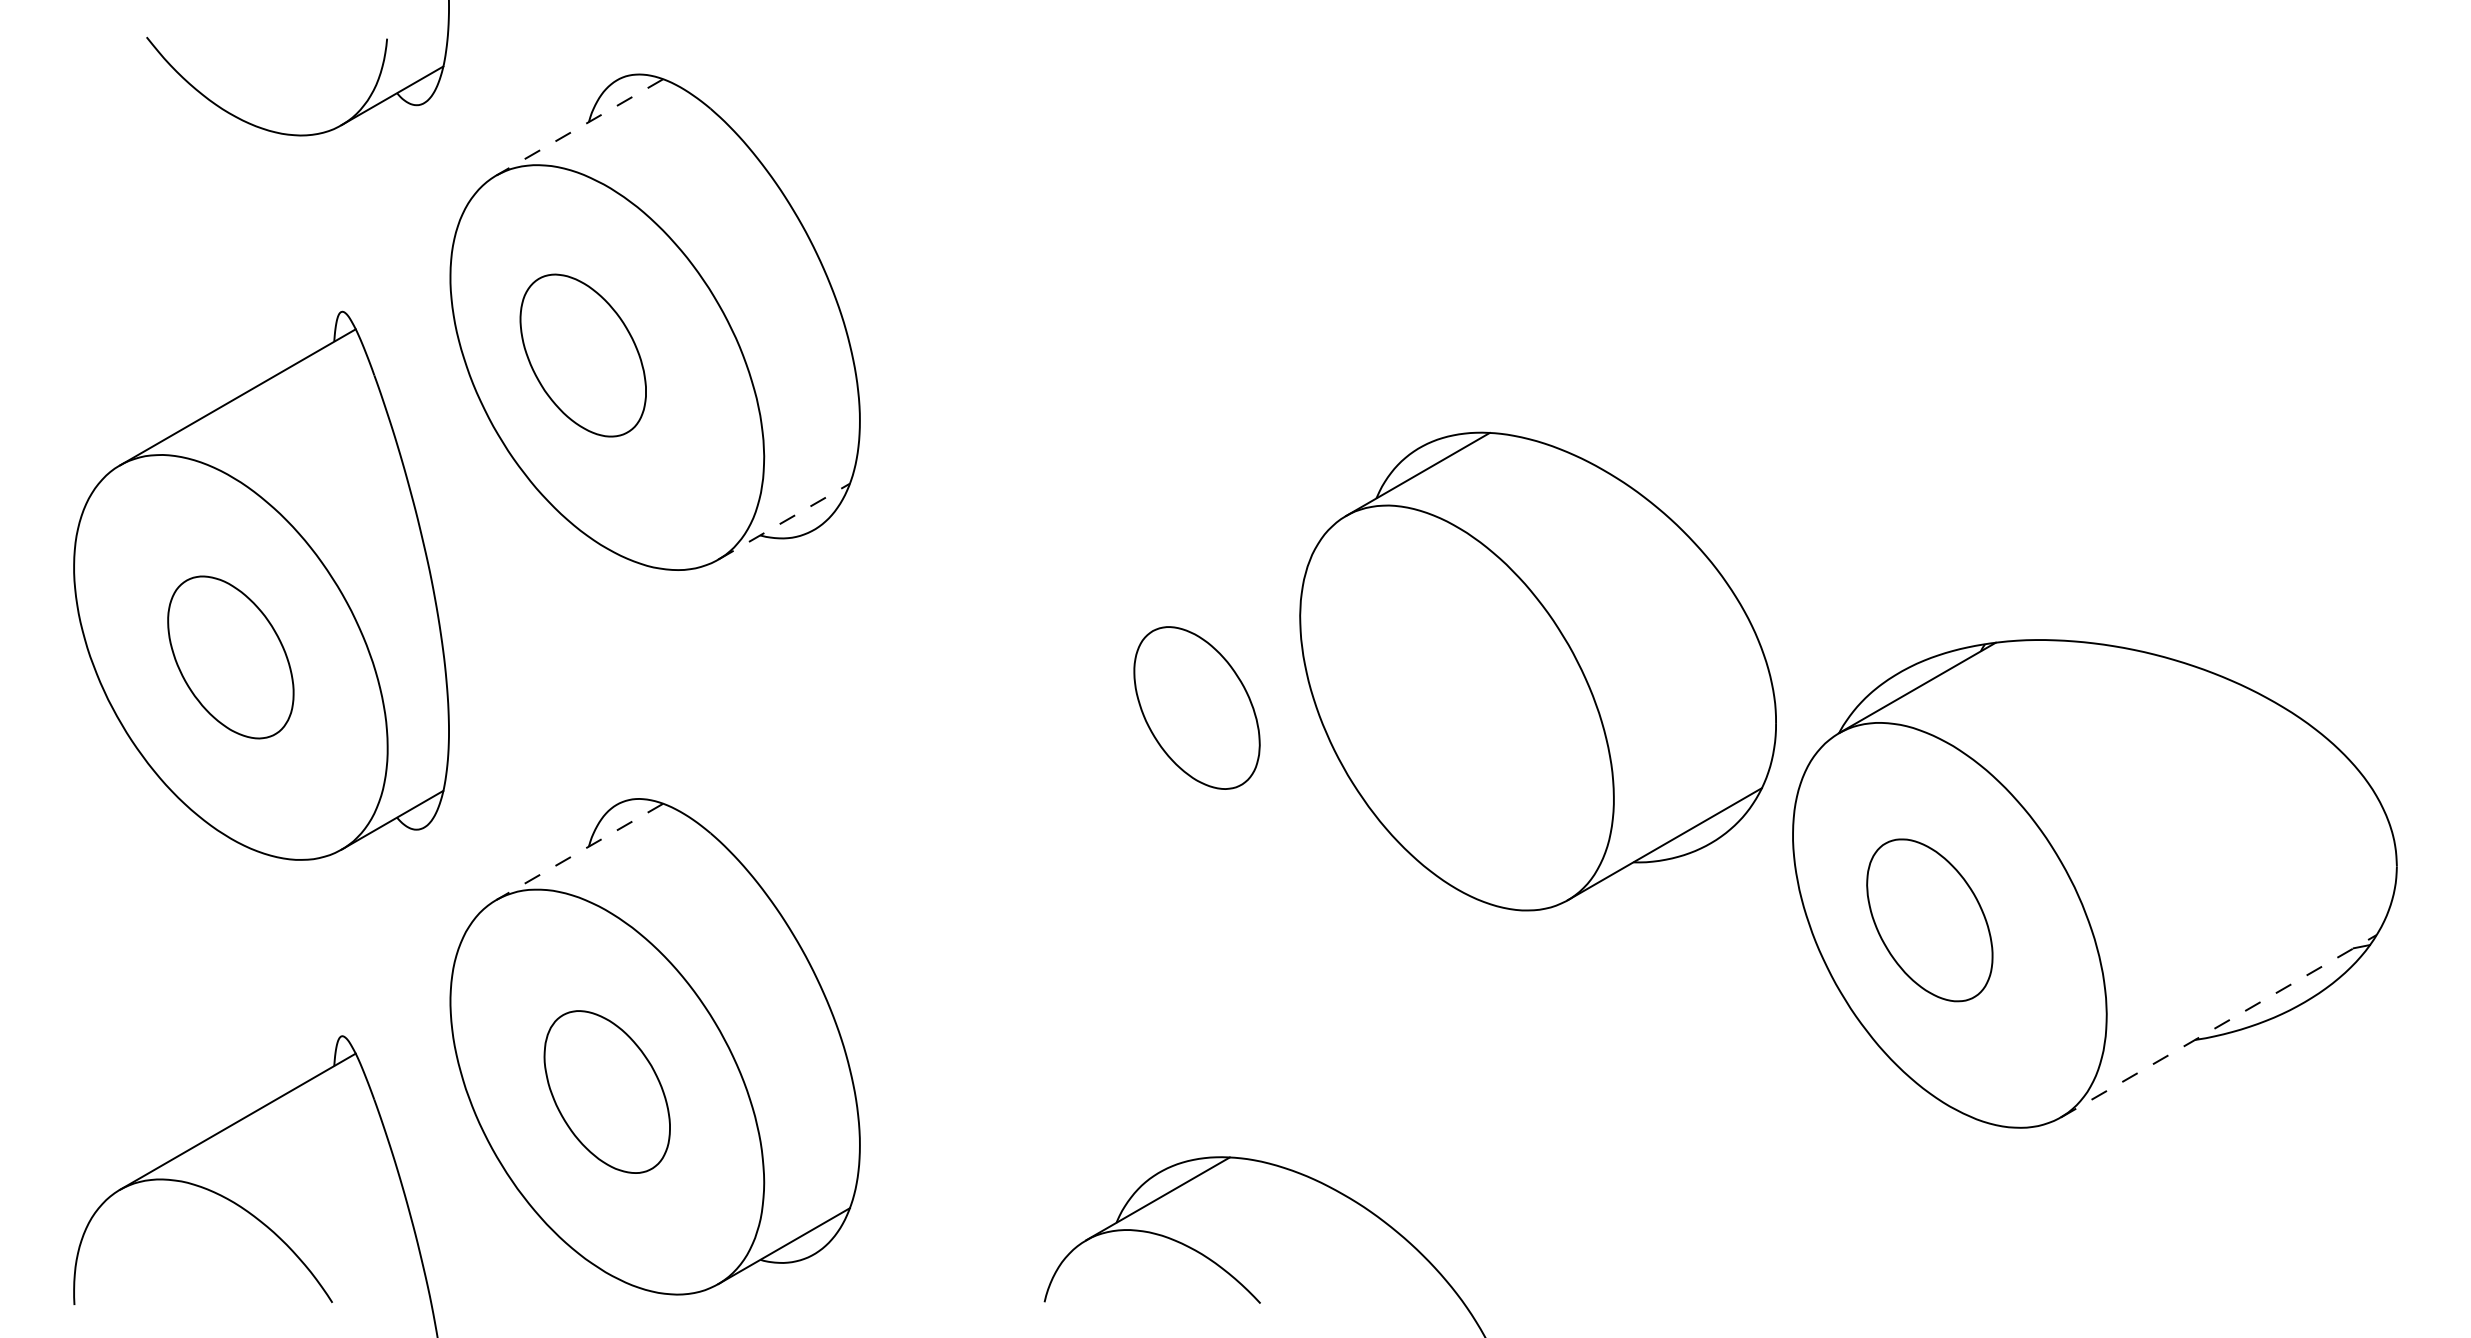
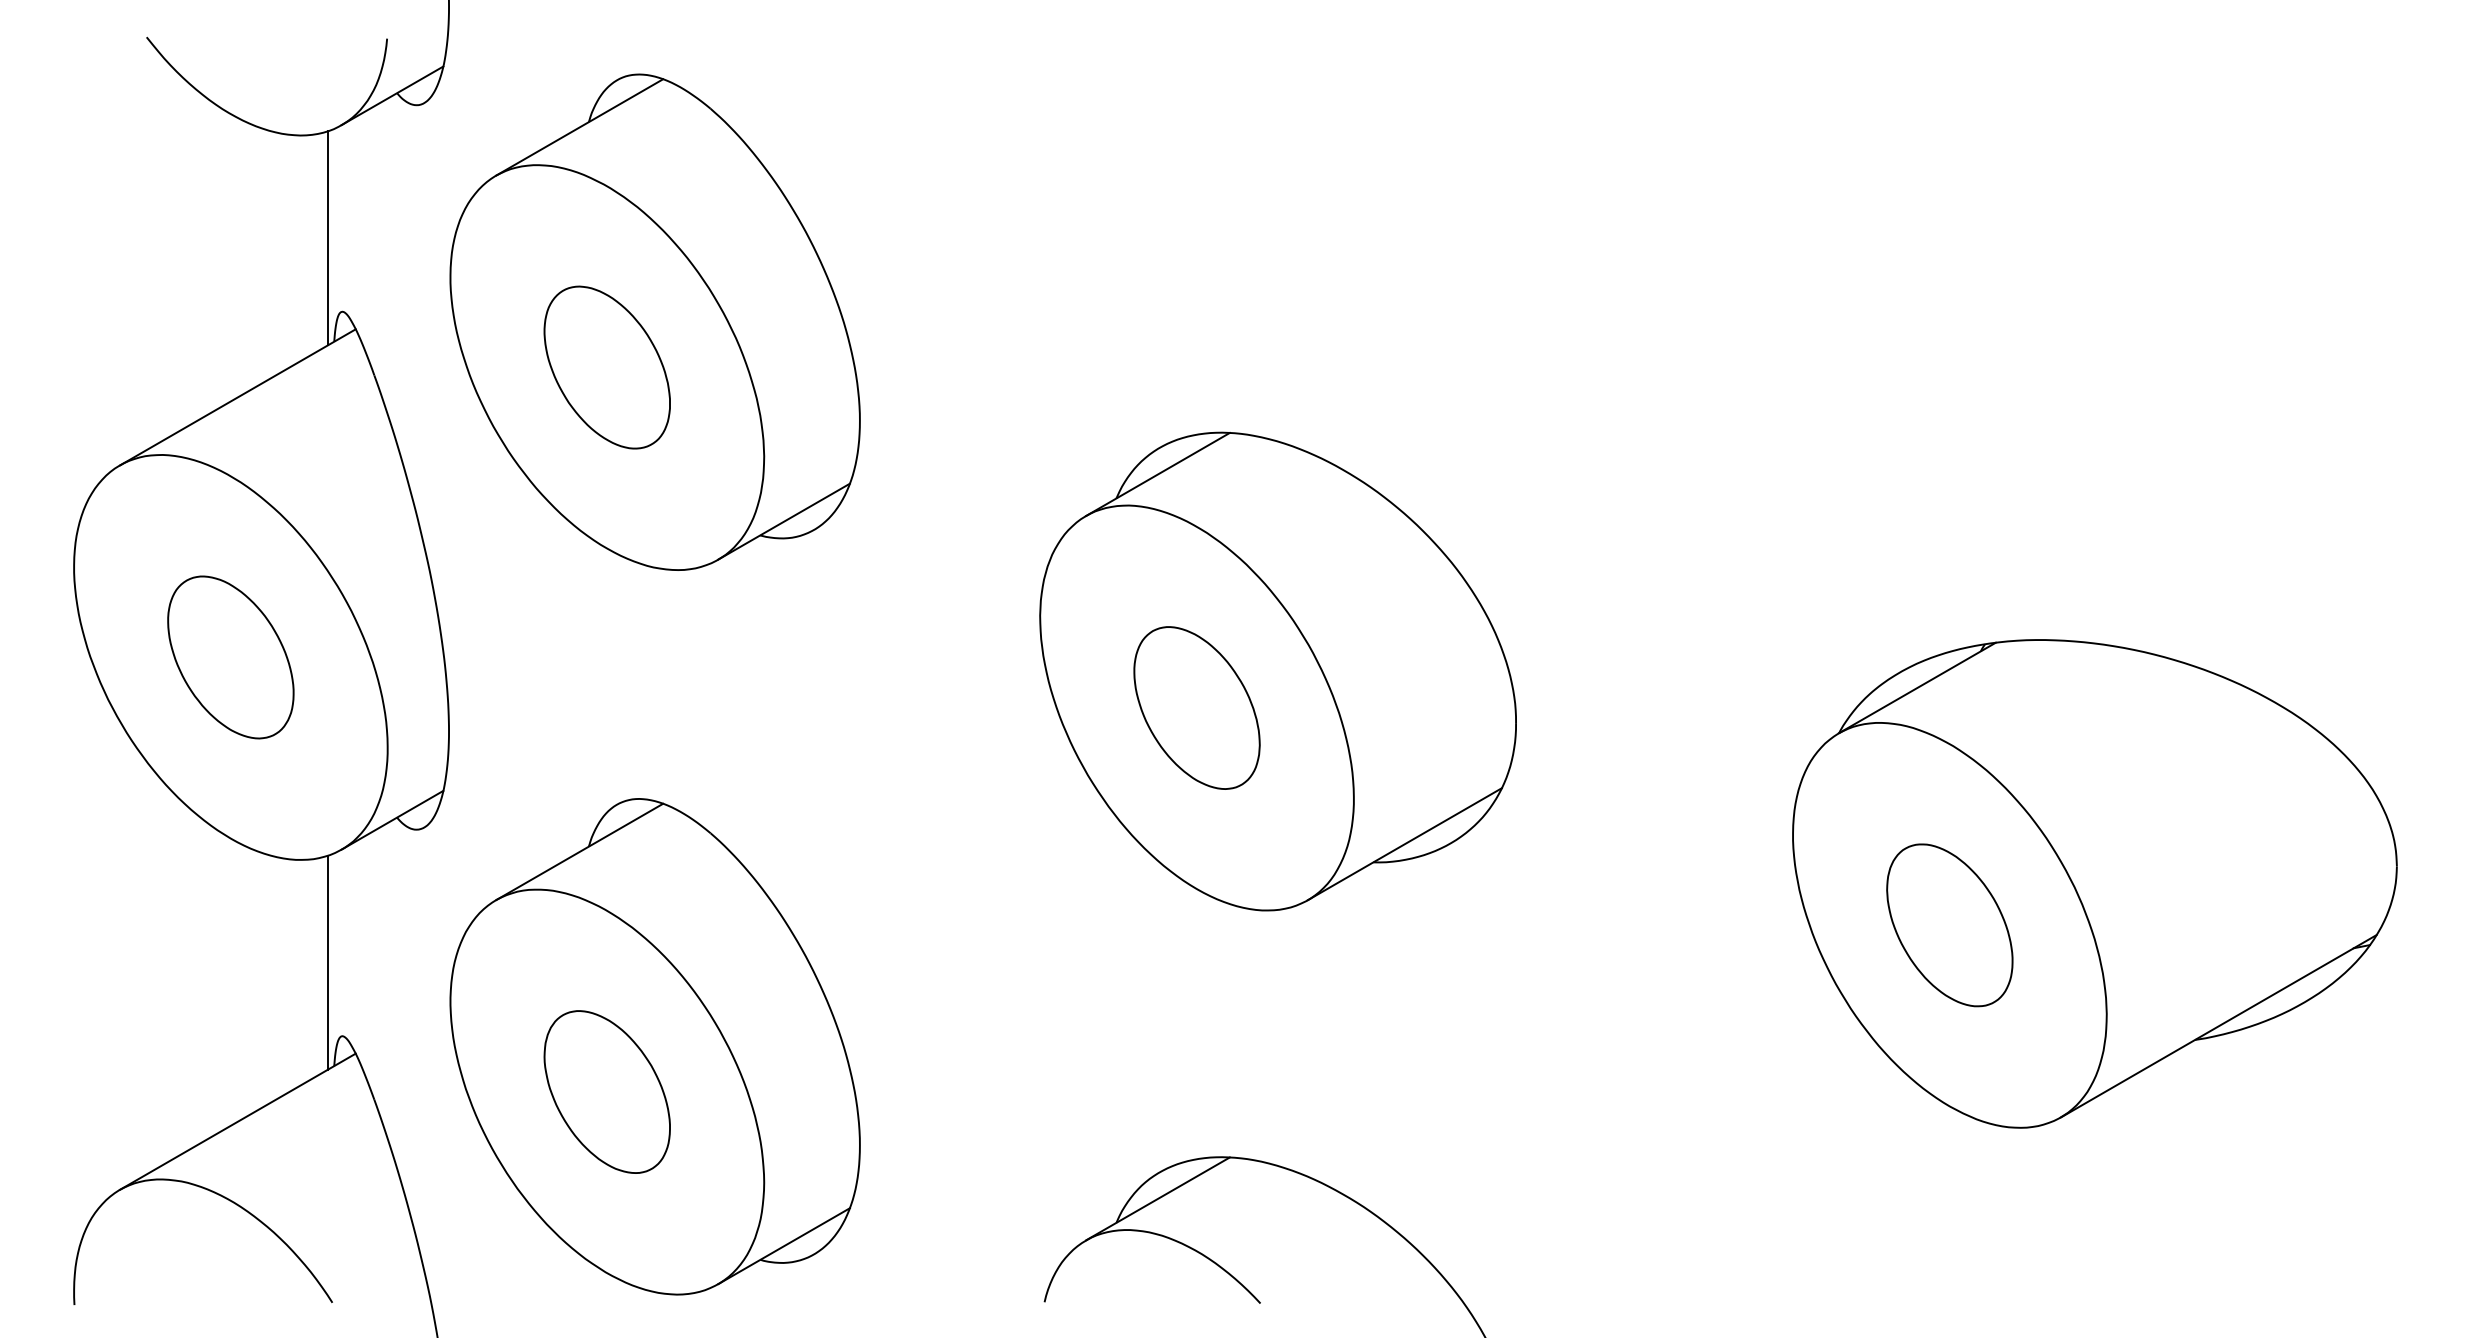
line: dashed -> solid (579, 127)
line: none -> present (327, 238)
part position: (582, 355) -> (606, 367) (606, 367)
line: dashed -> solid (784, 521)
part position: (1537, 671) -> (1277, 671) (1277, 671)
line: dashed -> solid (579, 852)
part position: (1929, 920) -> (1949, 925) (1949, 925)
line: none -> present (327, 962)
line: dashed -> solid (2219, 1026)
